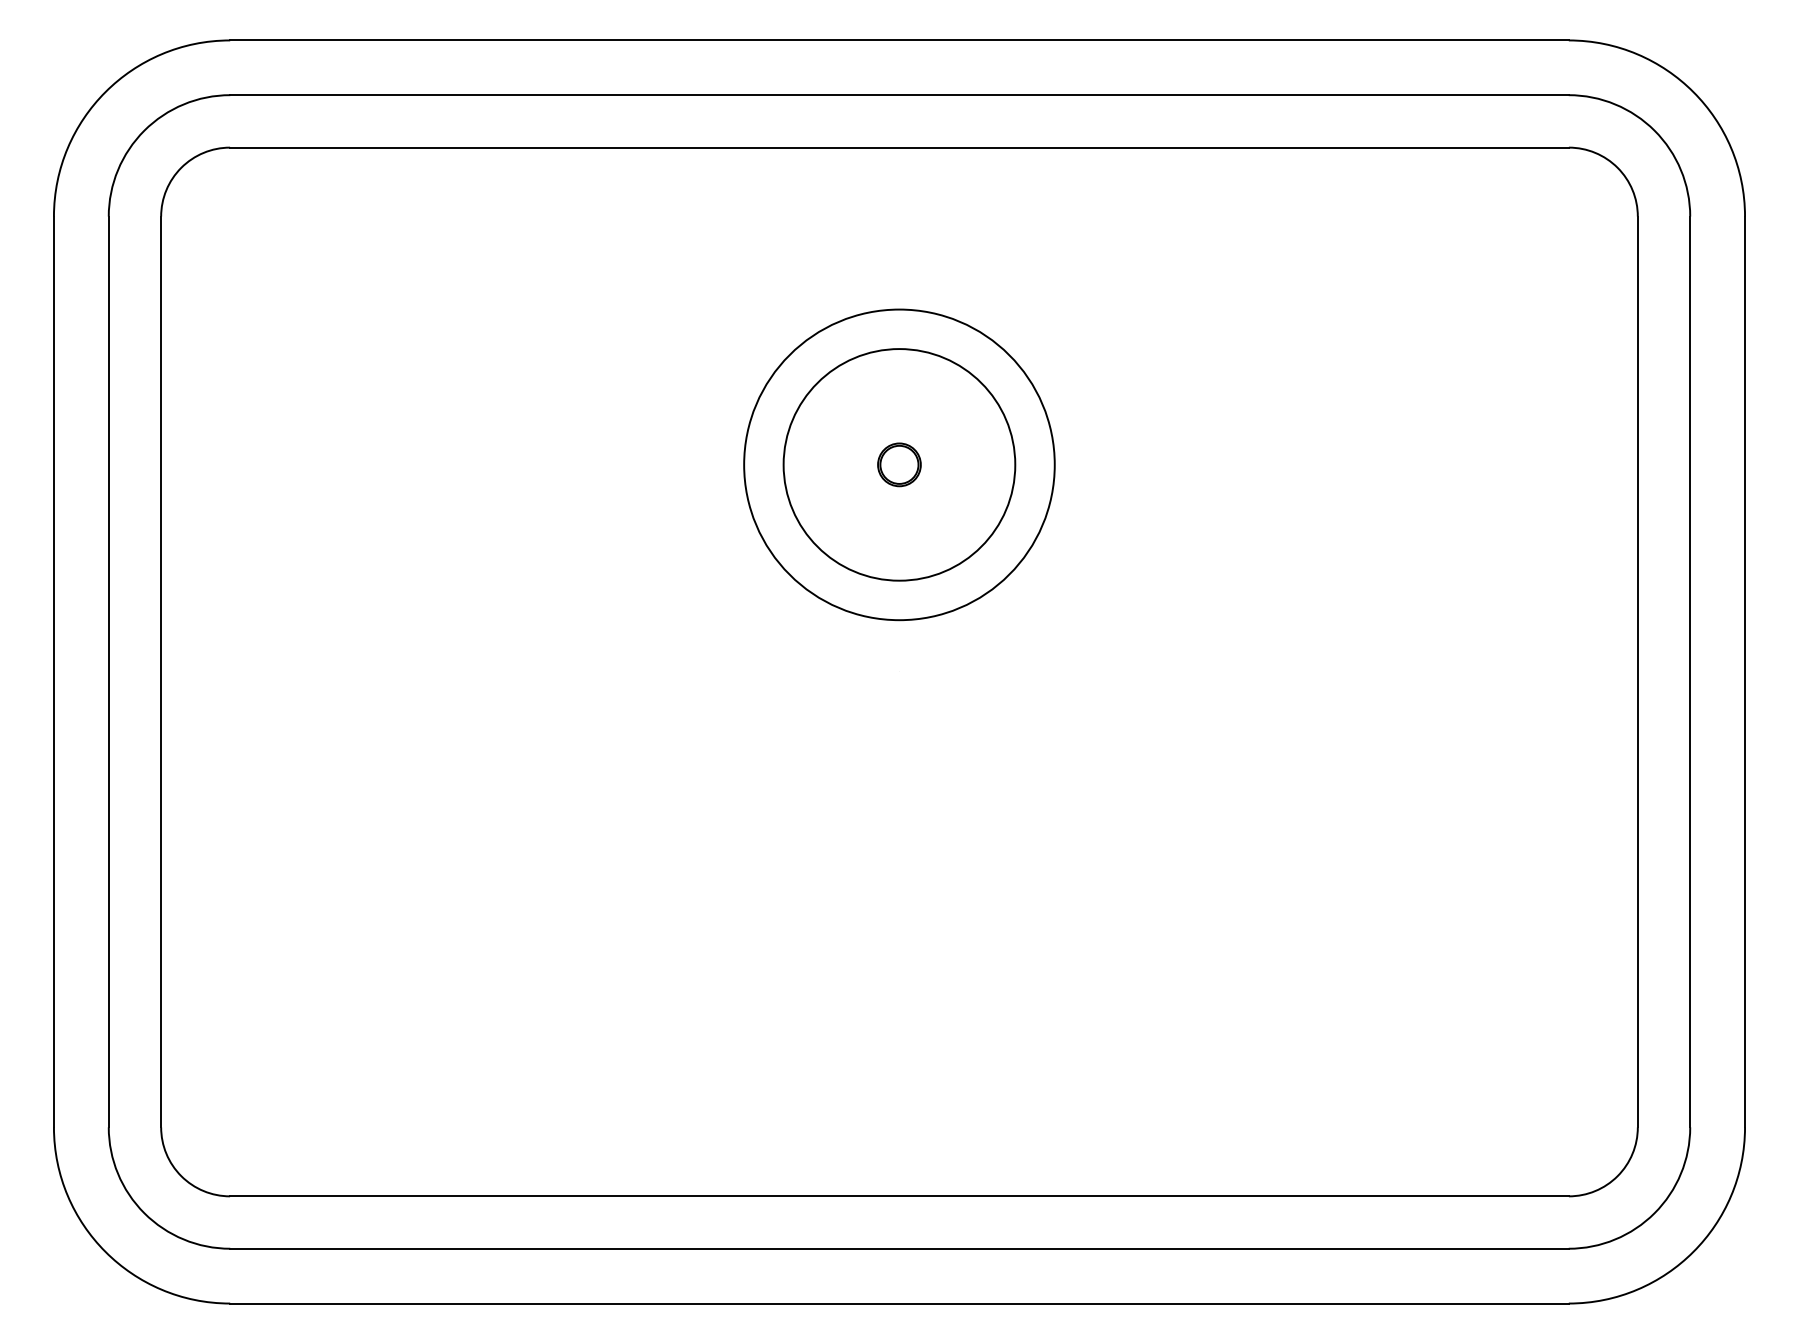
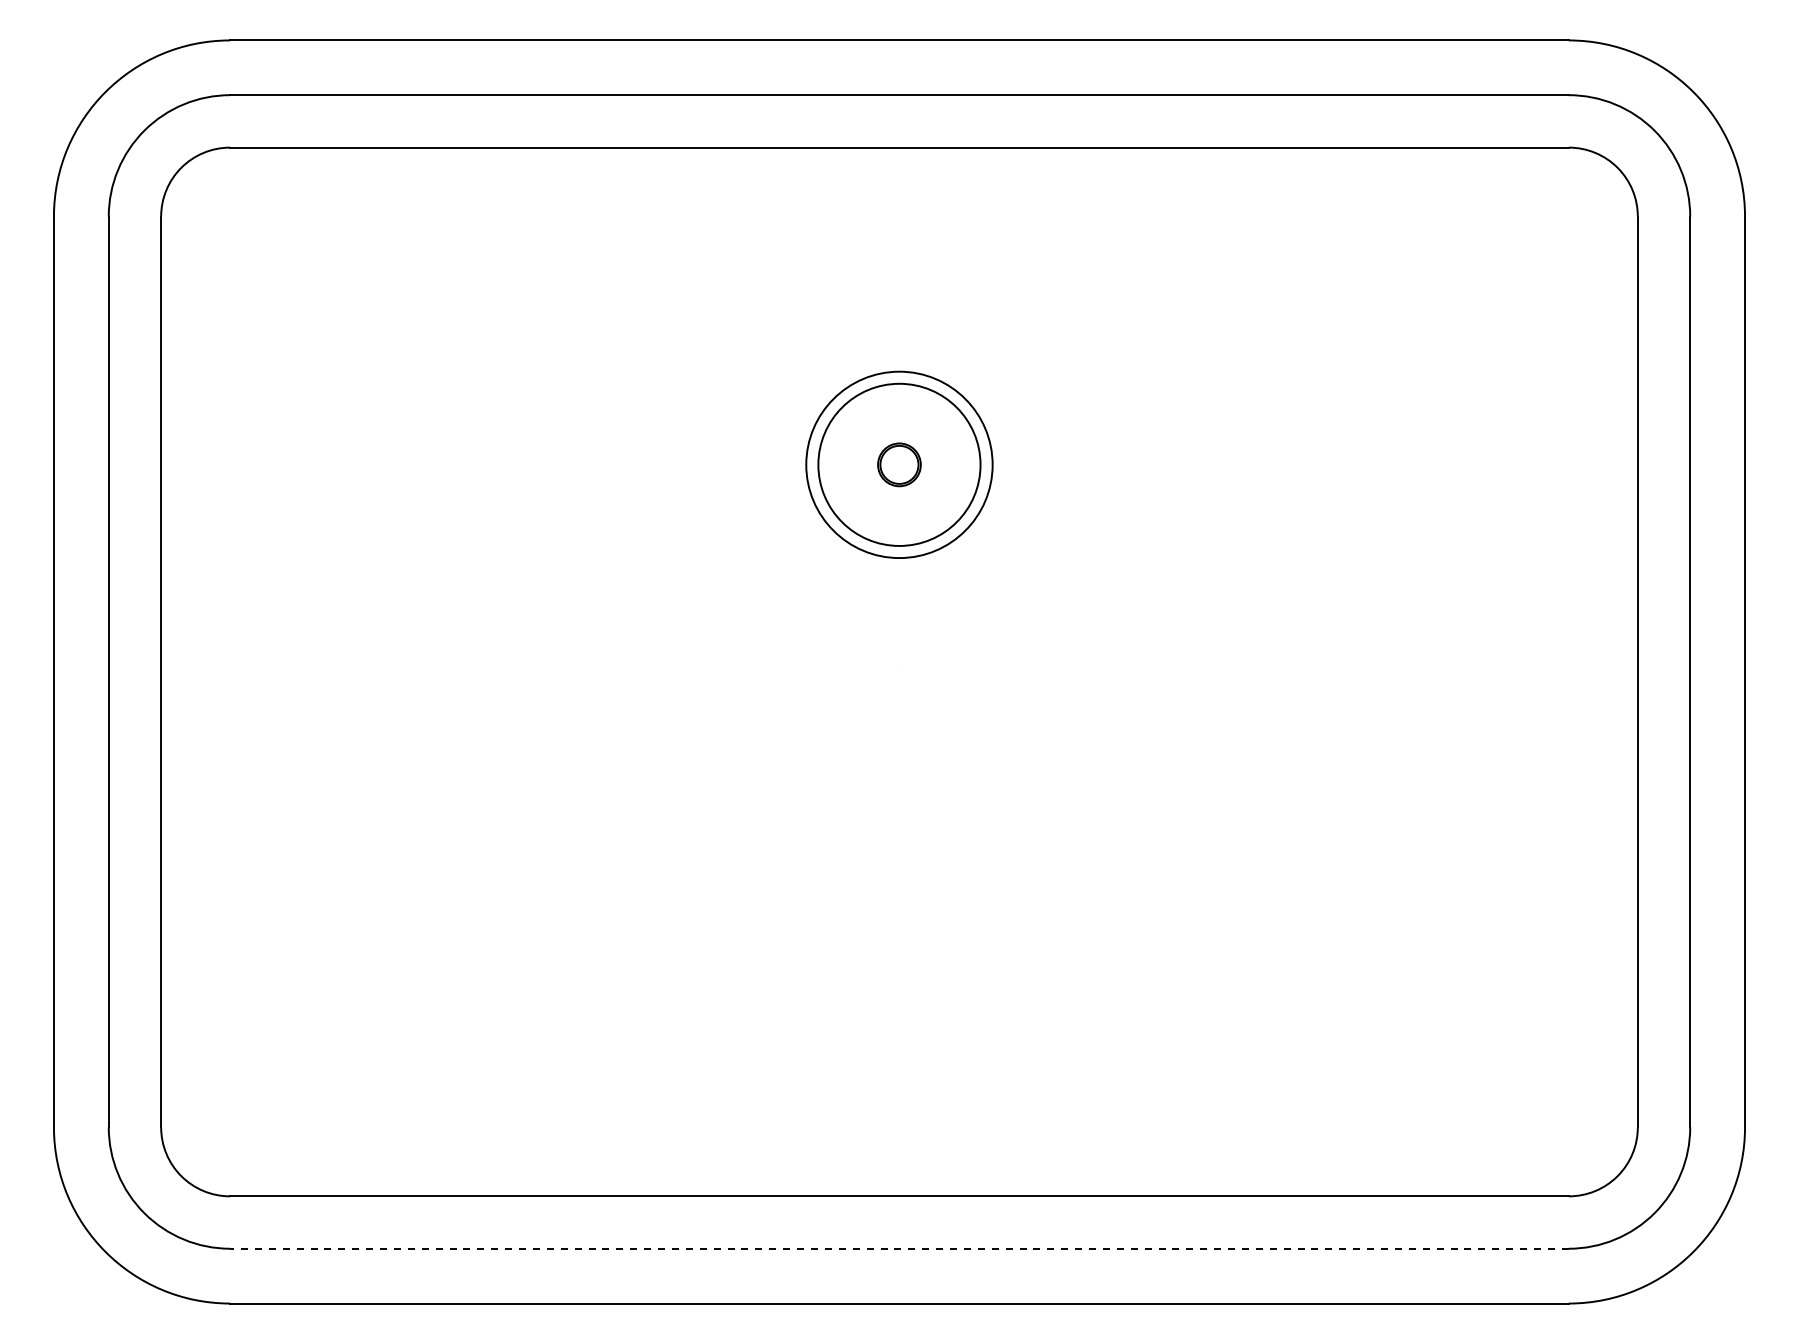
circle diameter: 232 px -> 162 px (899, 464)
circle diameter: 311 px -> 186 px (899, 464)
line: solid -> dashed (899, 1248)
